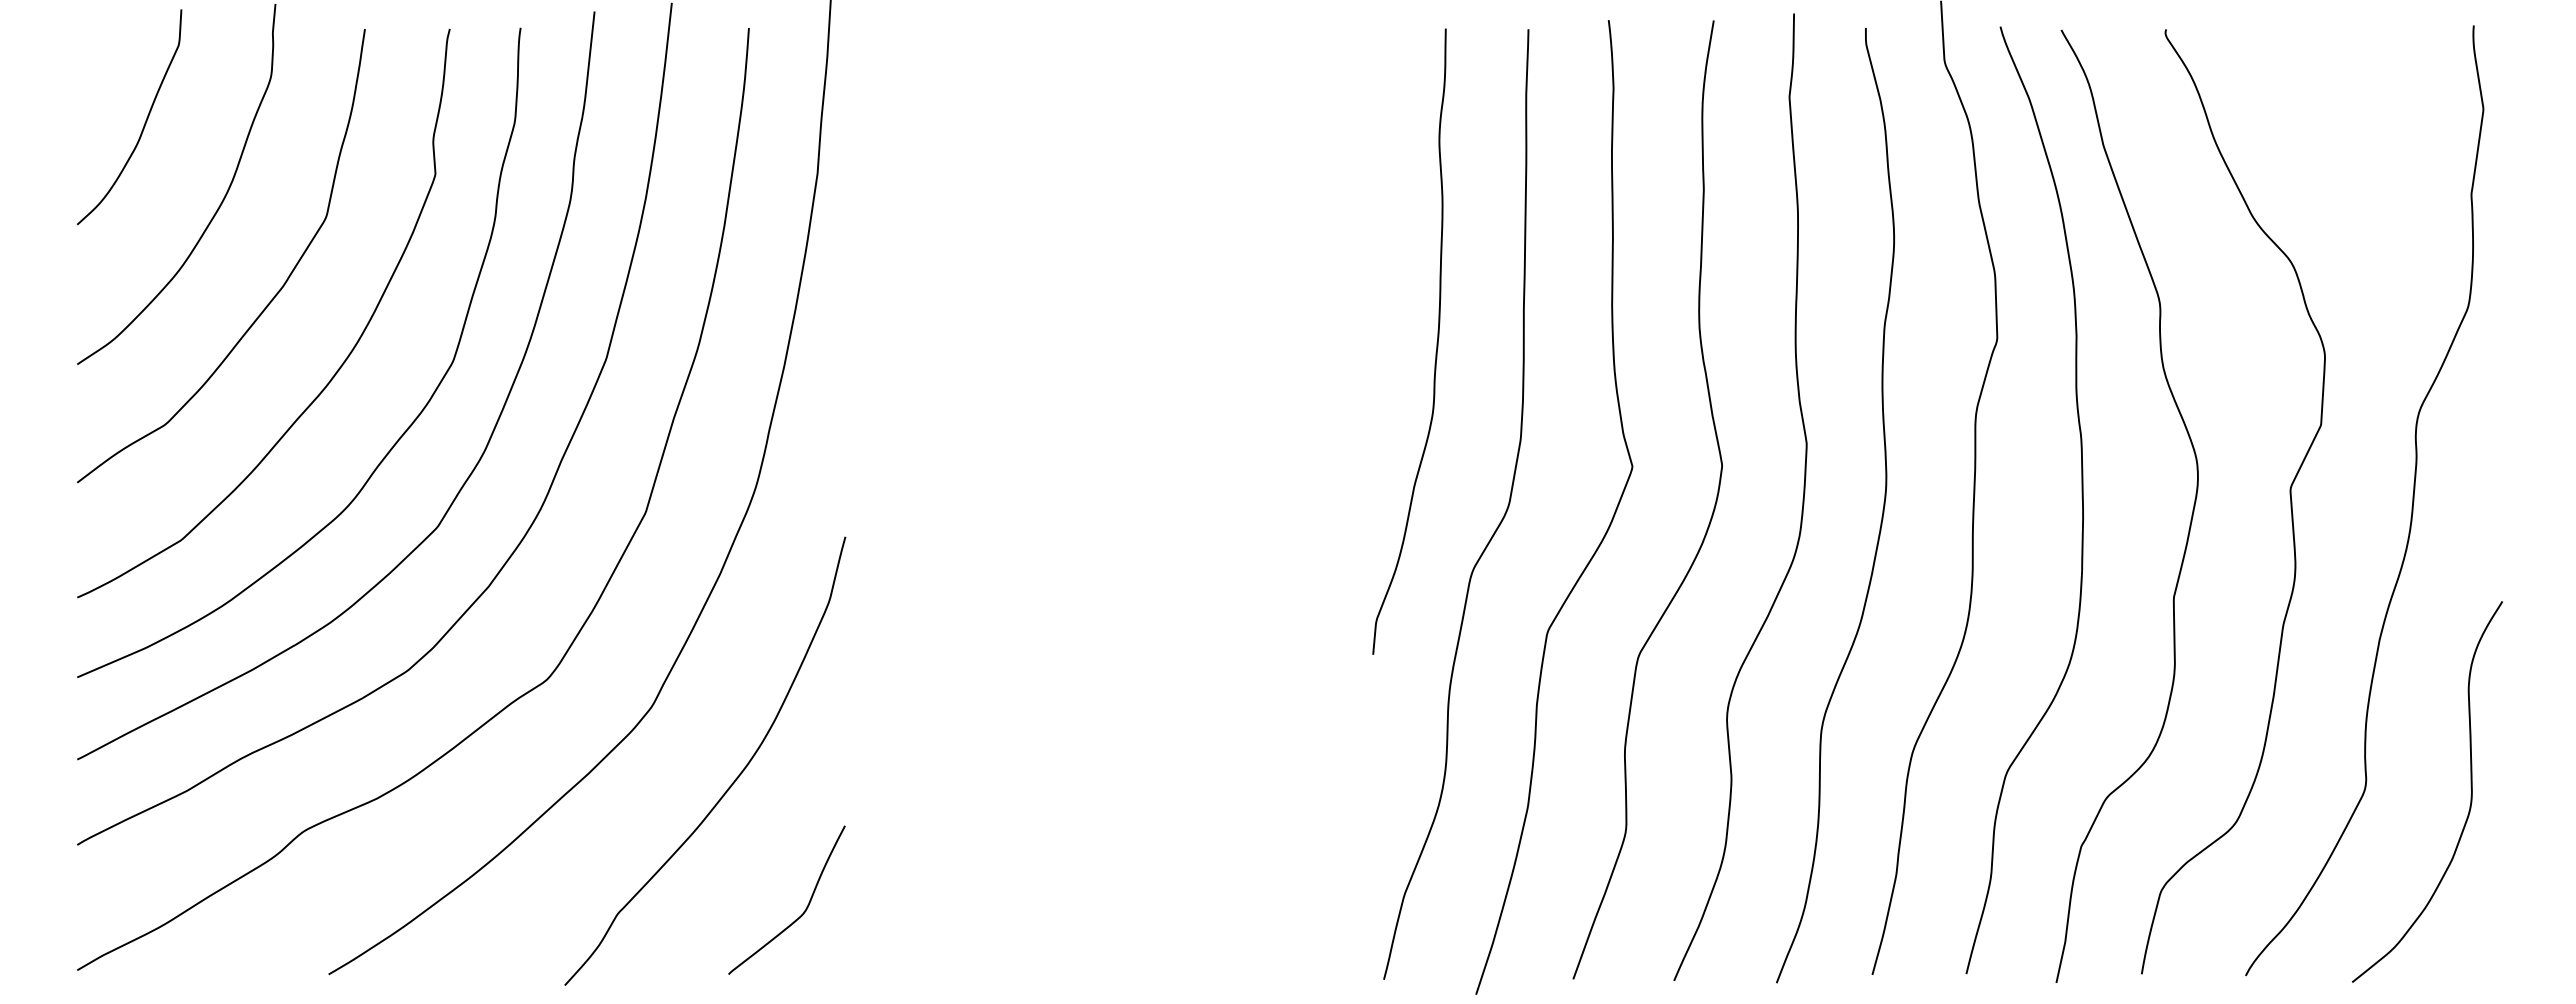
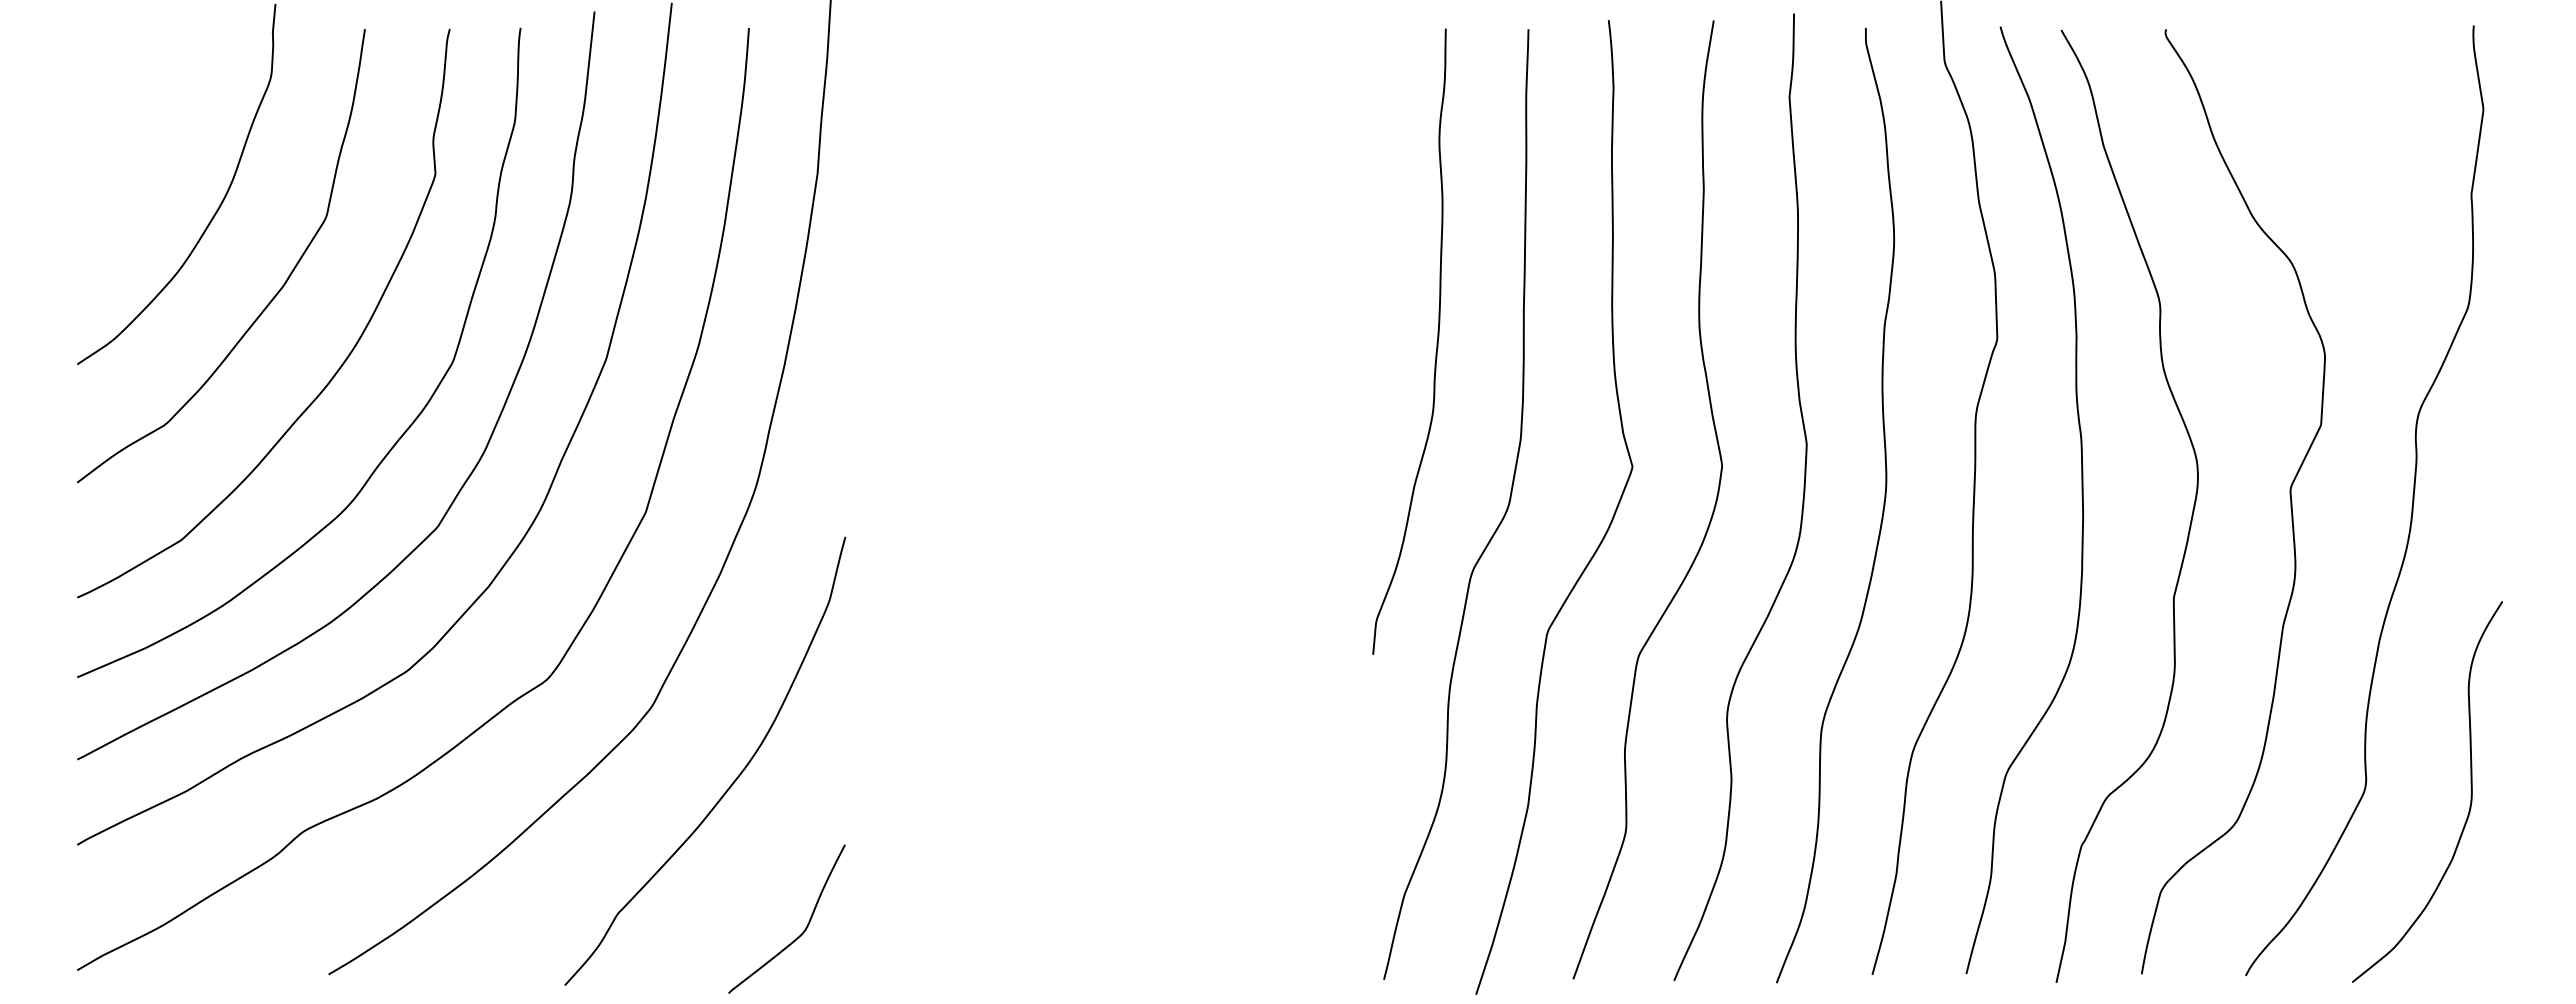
curve: present -> none (144, 122)
curve position: (803, 911) -> (803, 930) (803, 930)
